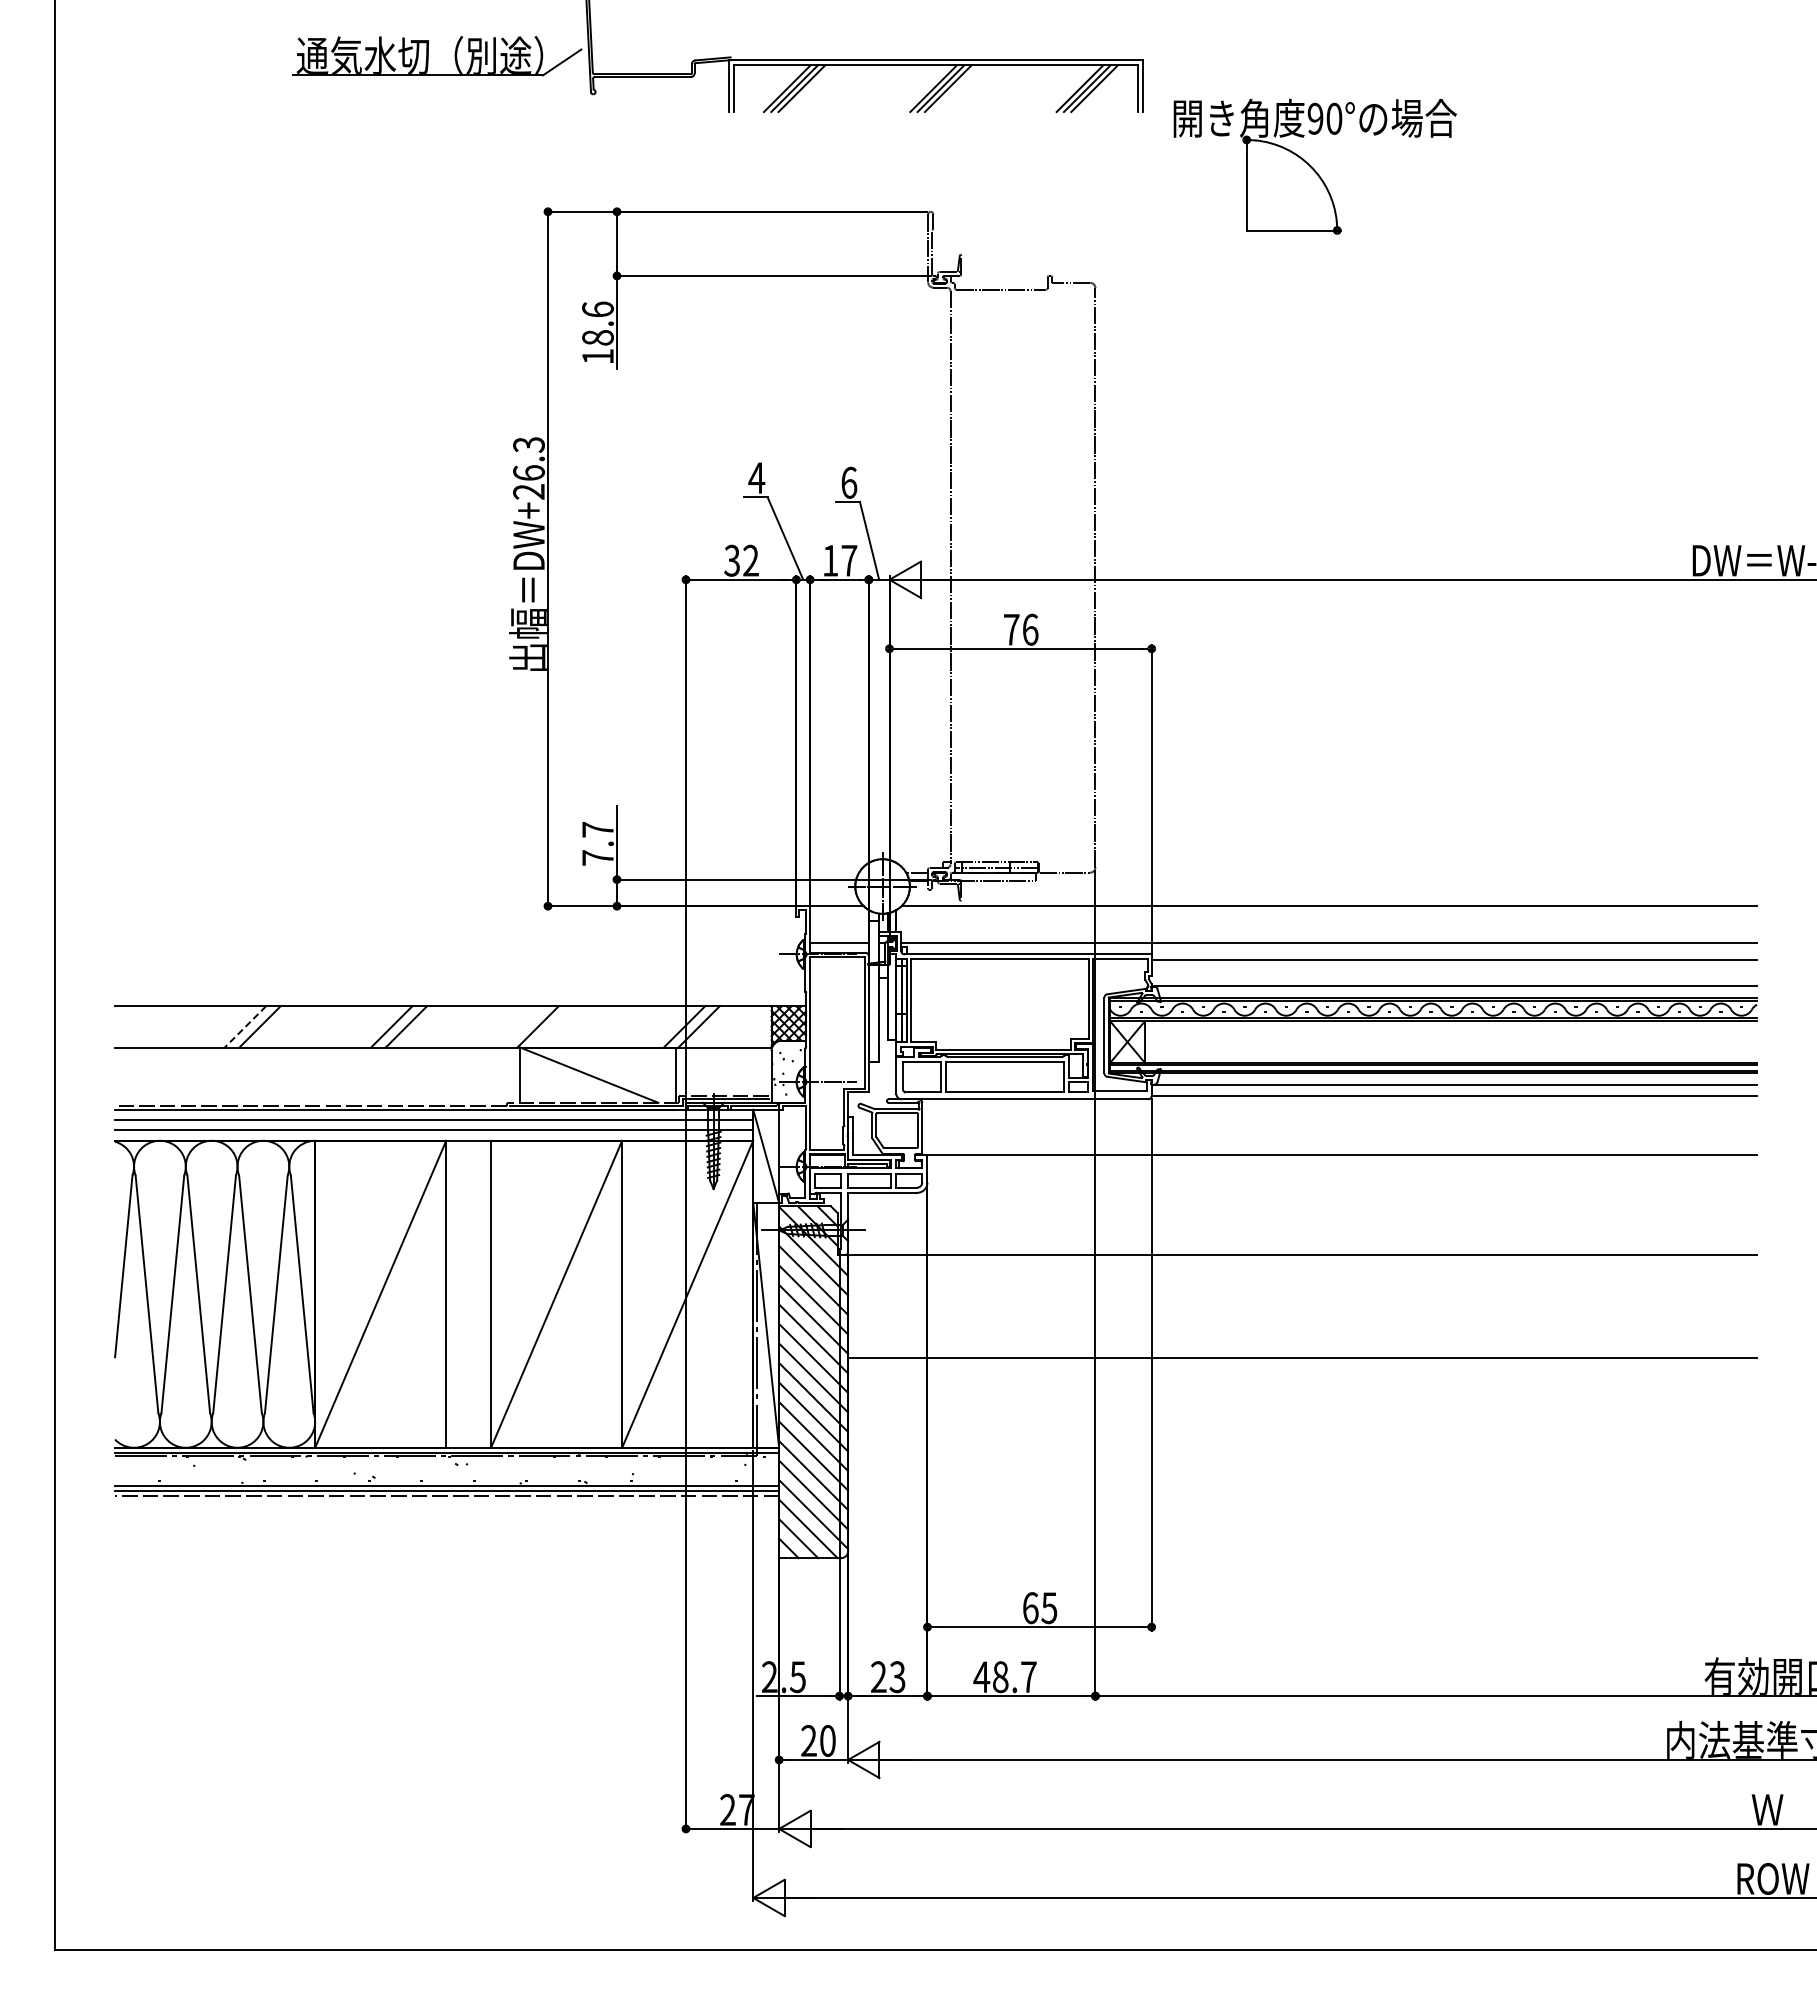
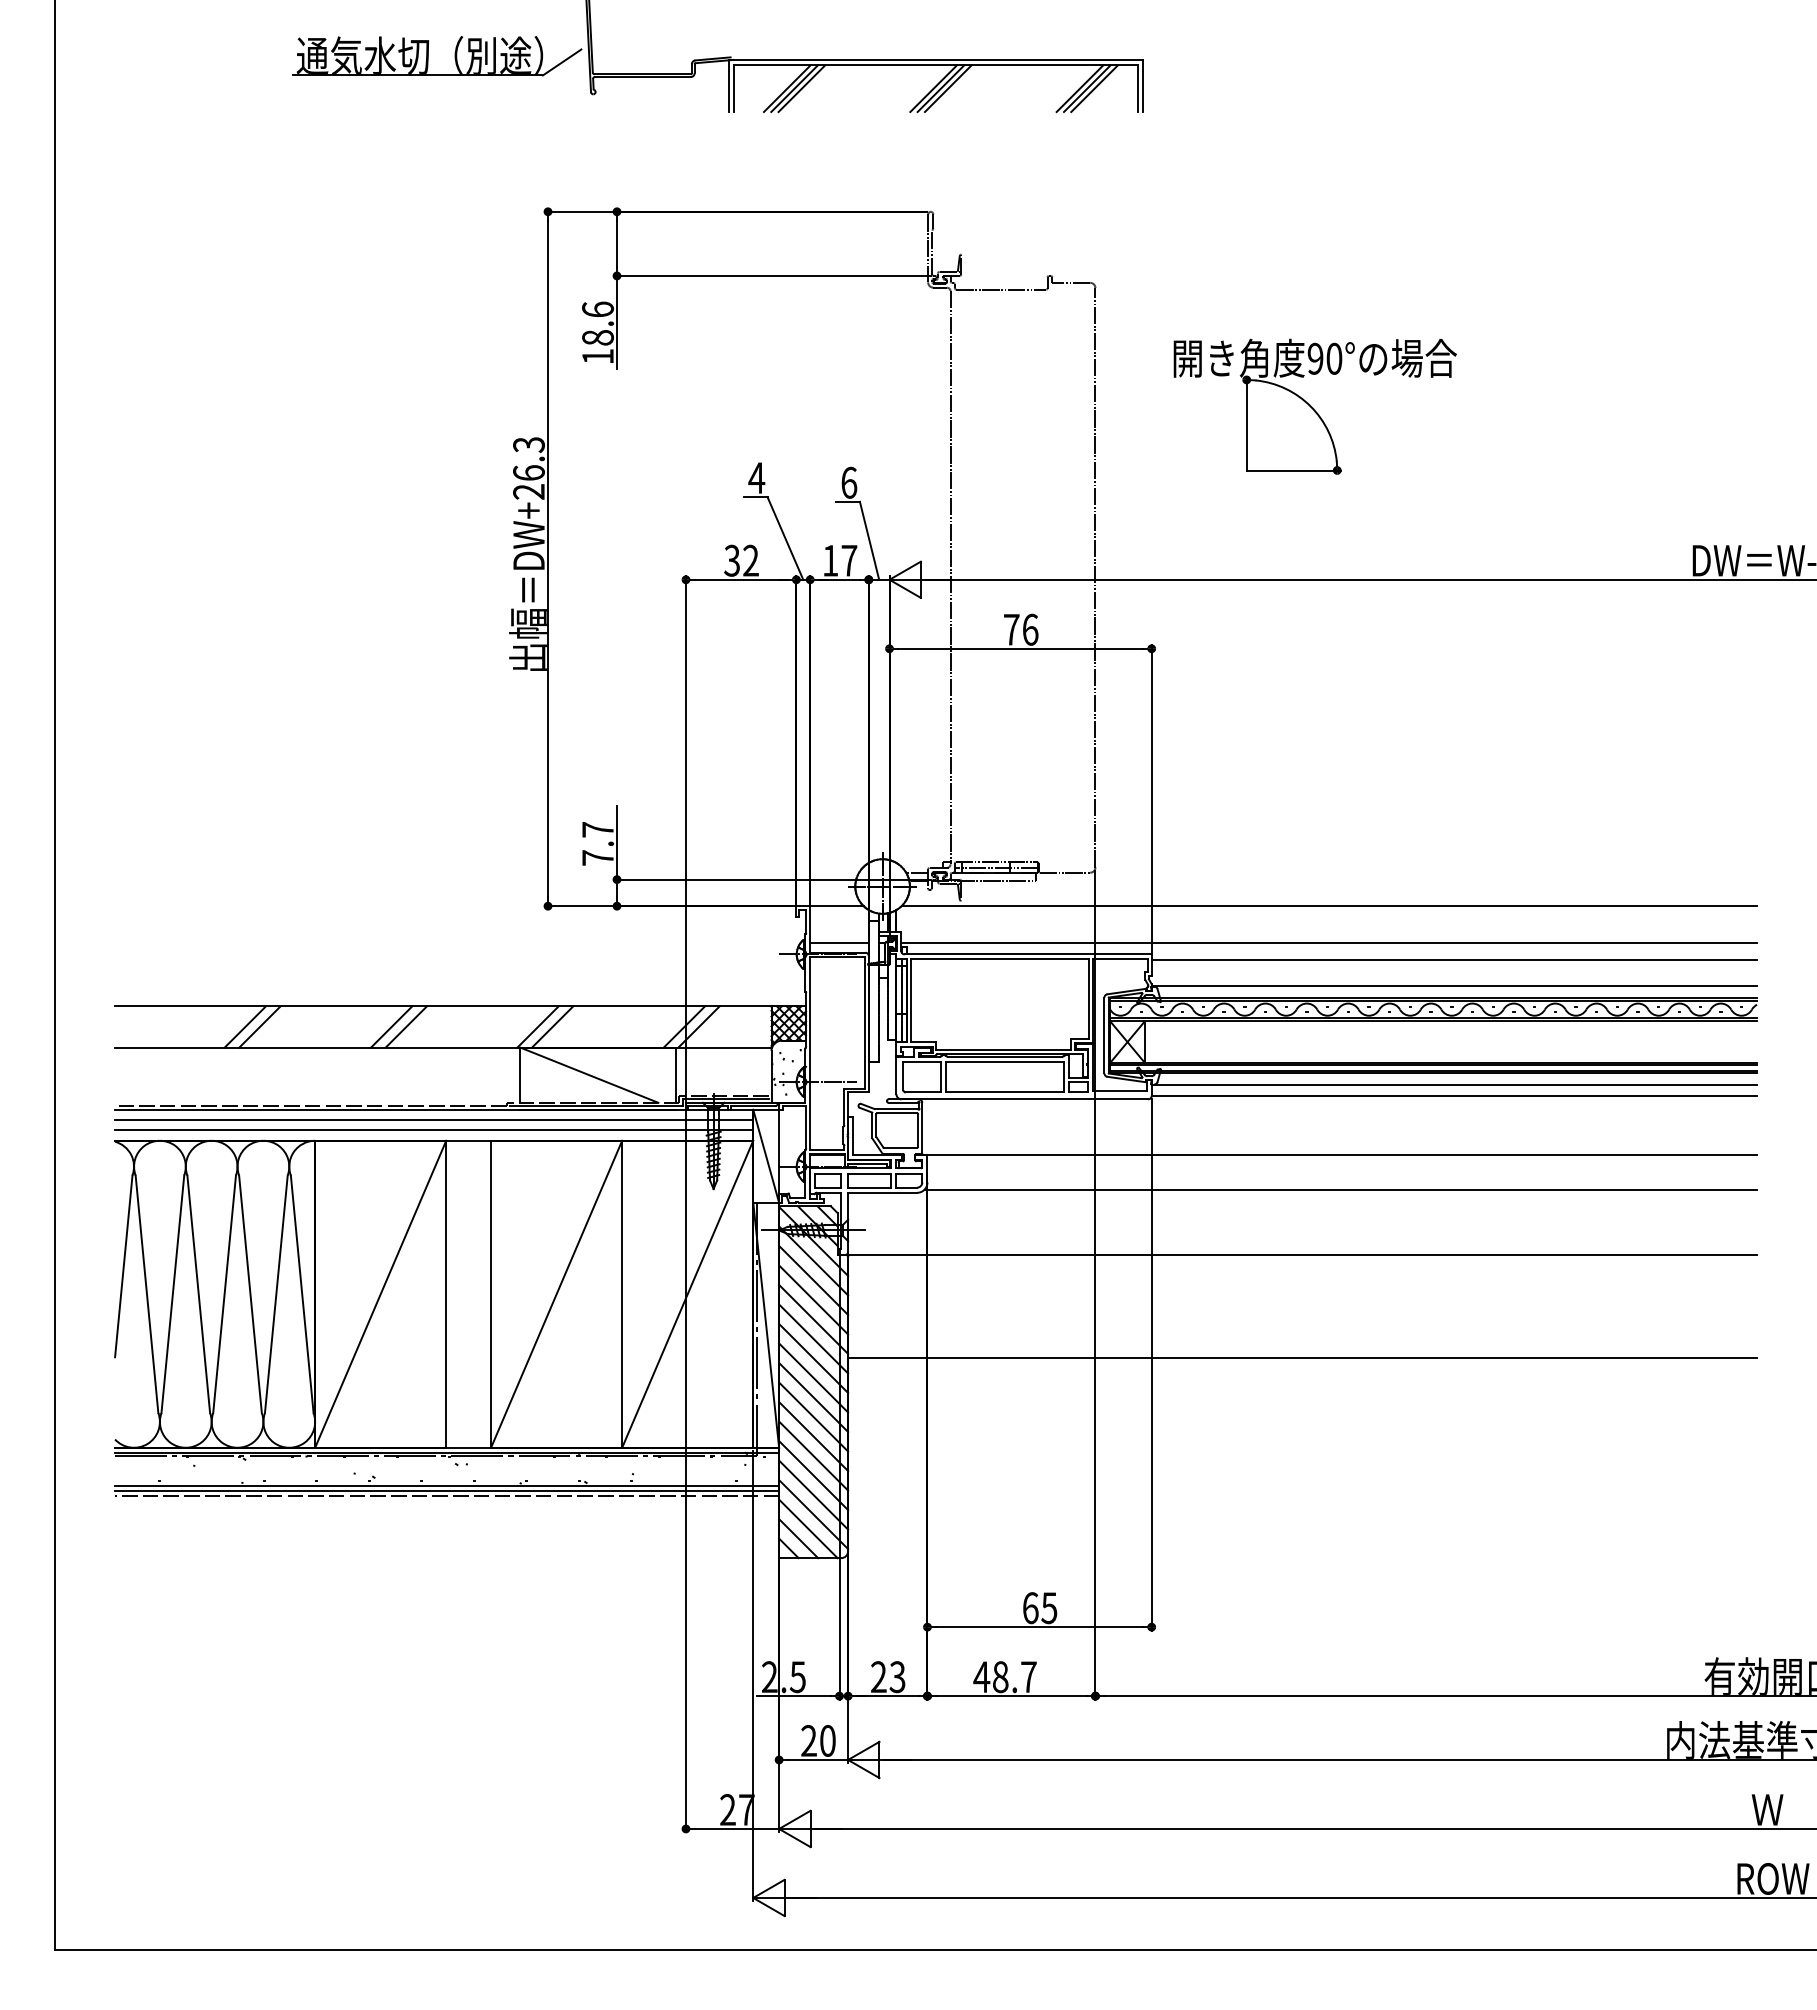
part position: (1314, 166) -> (1314, 406) (1314, 406)
line: none -> present (552, 1026)
line: dashed -> solid (245, 1027)
line: none -> present (1340, 1189)
